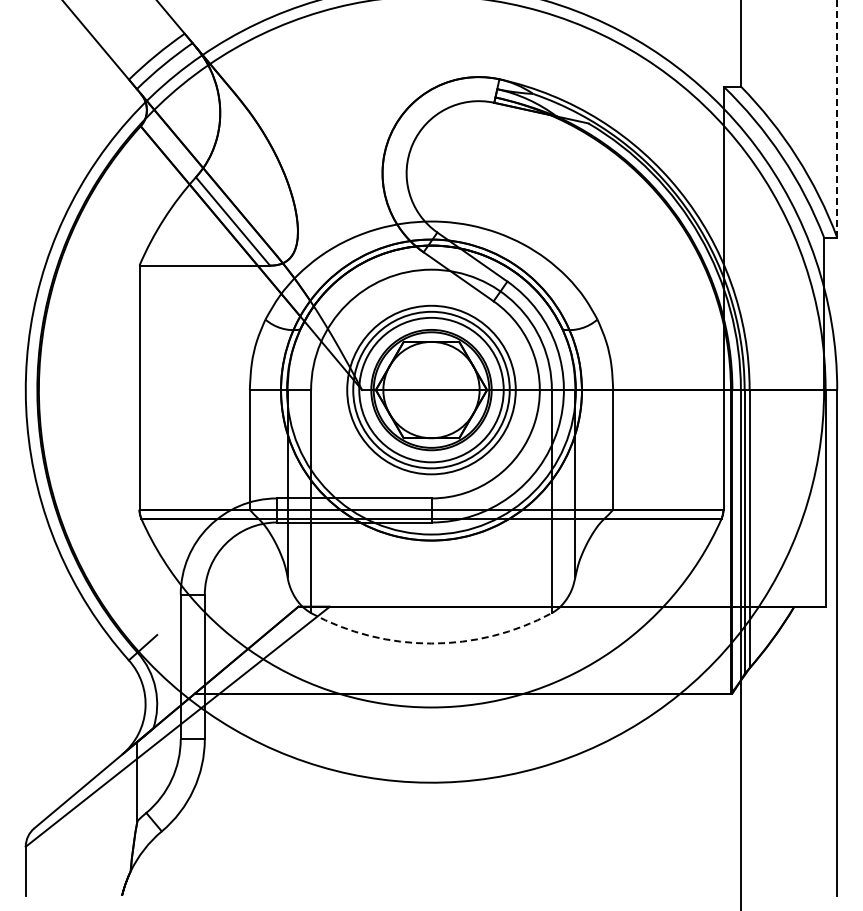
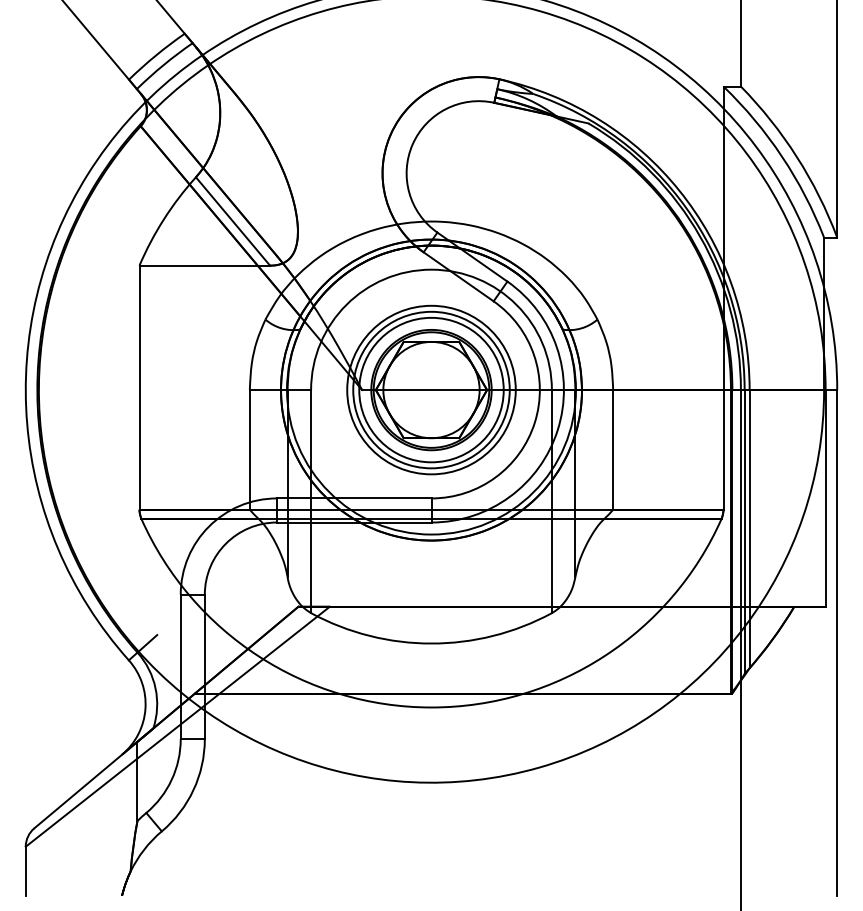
line: dashed -> solid (837, 118)
arc: dashed -> solid (431, 643)
